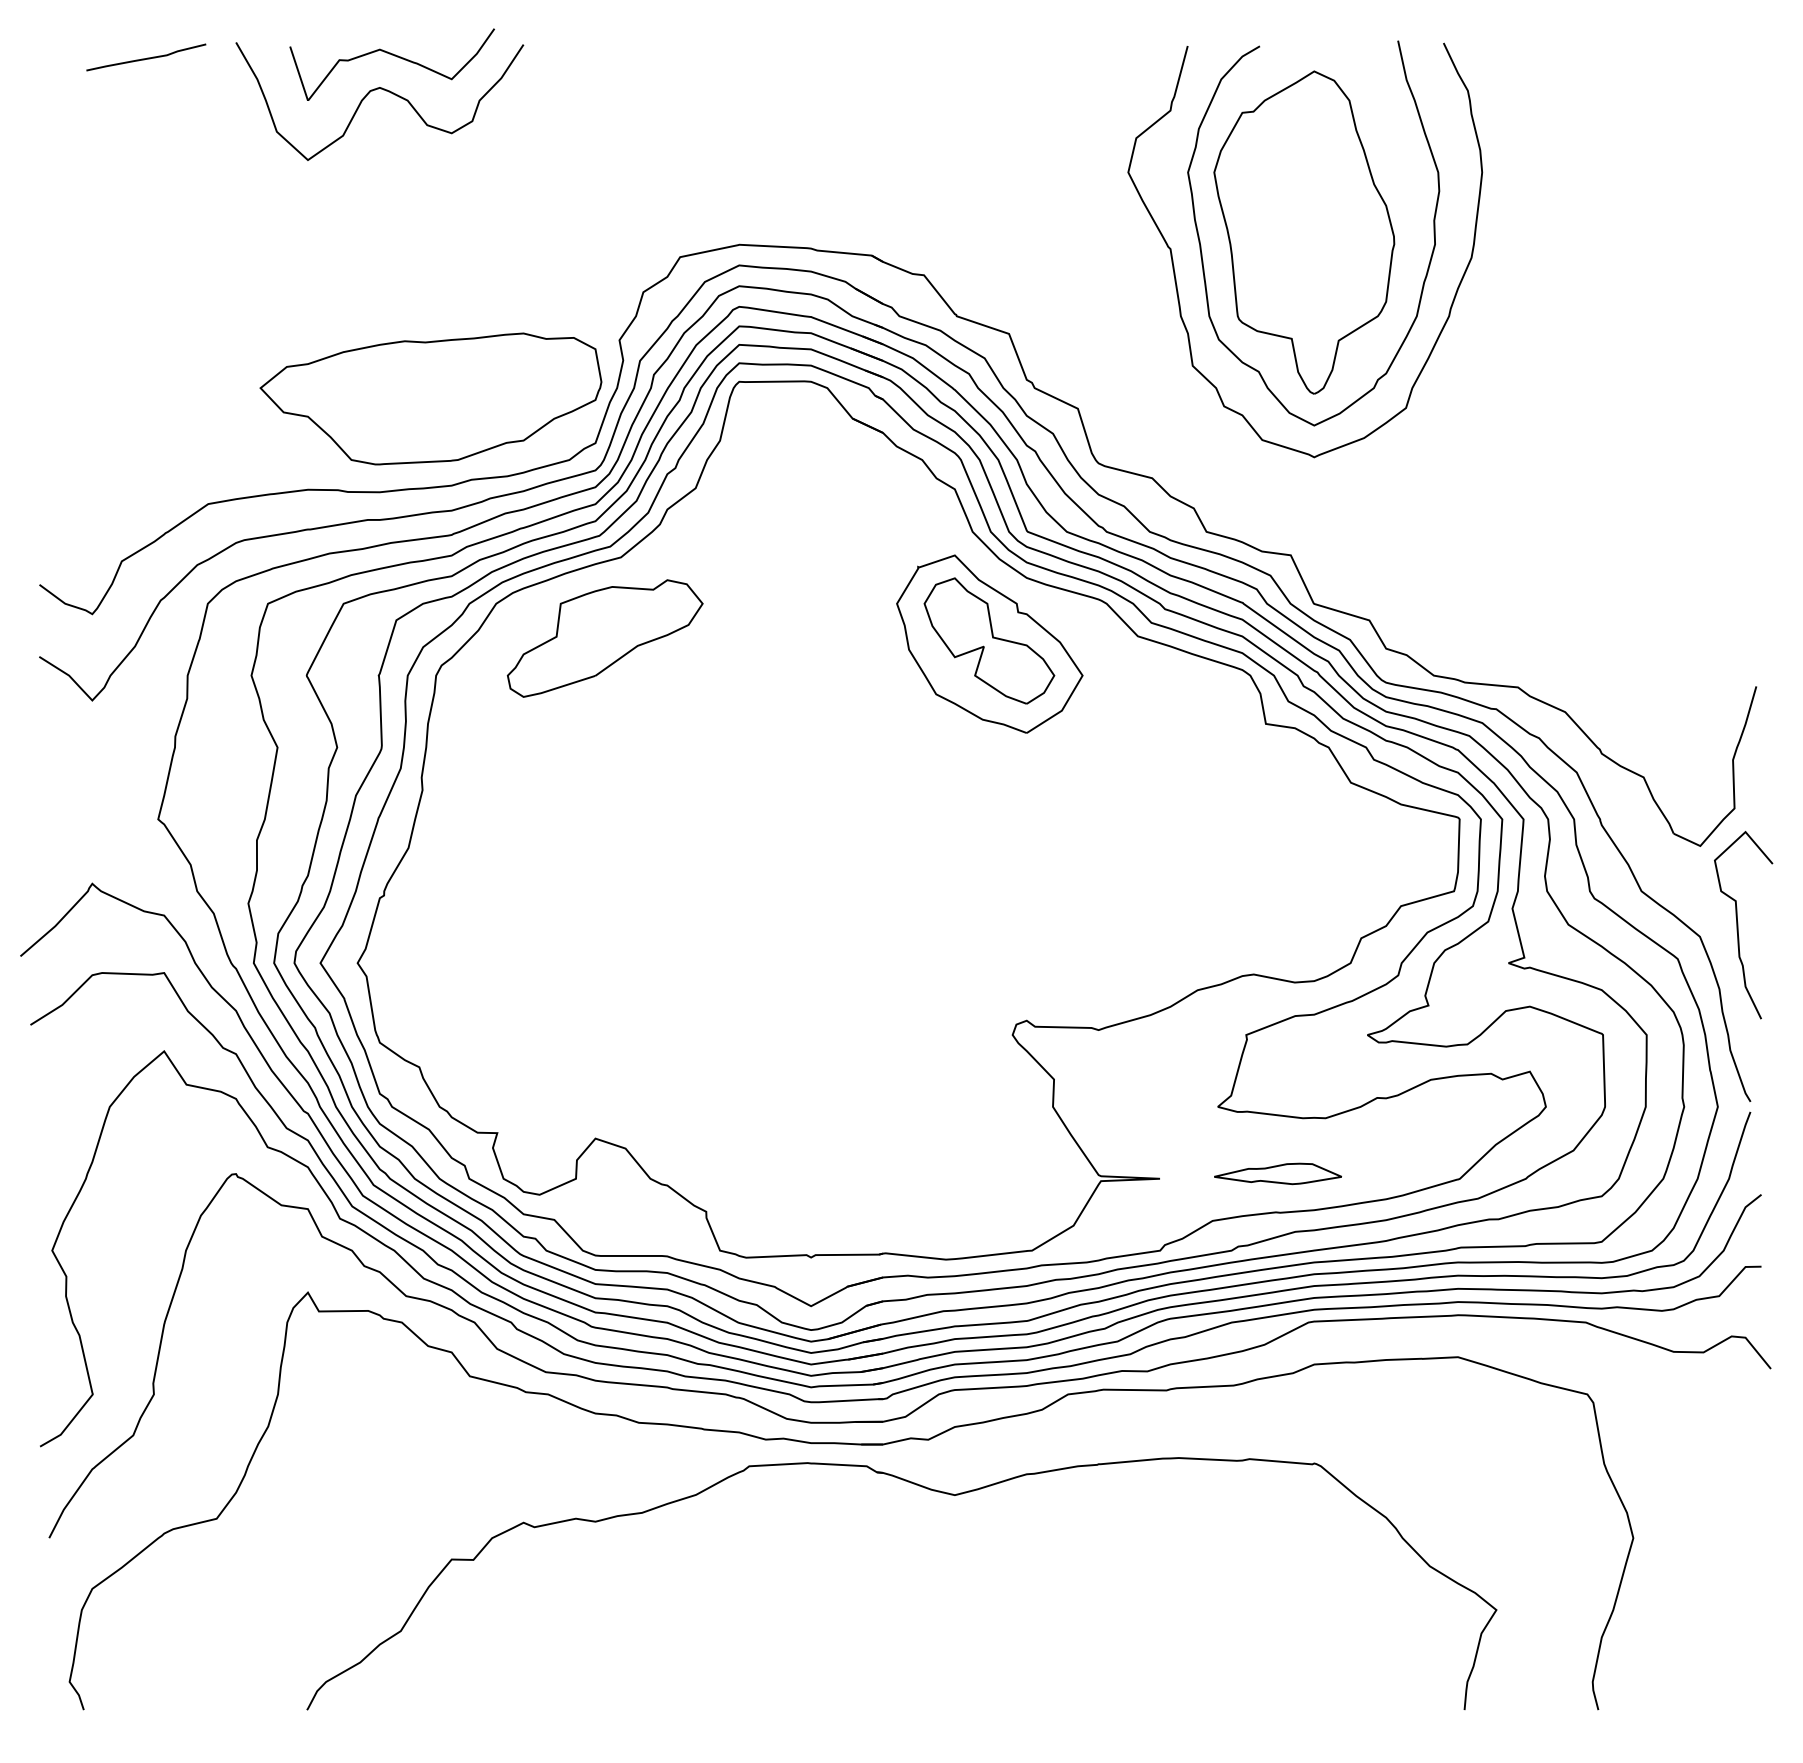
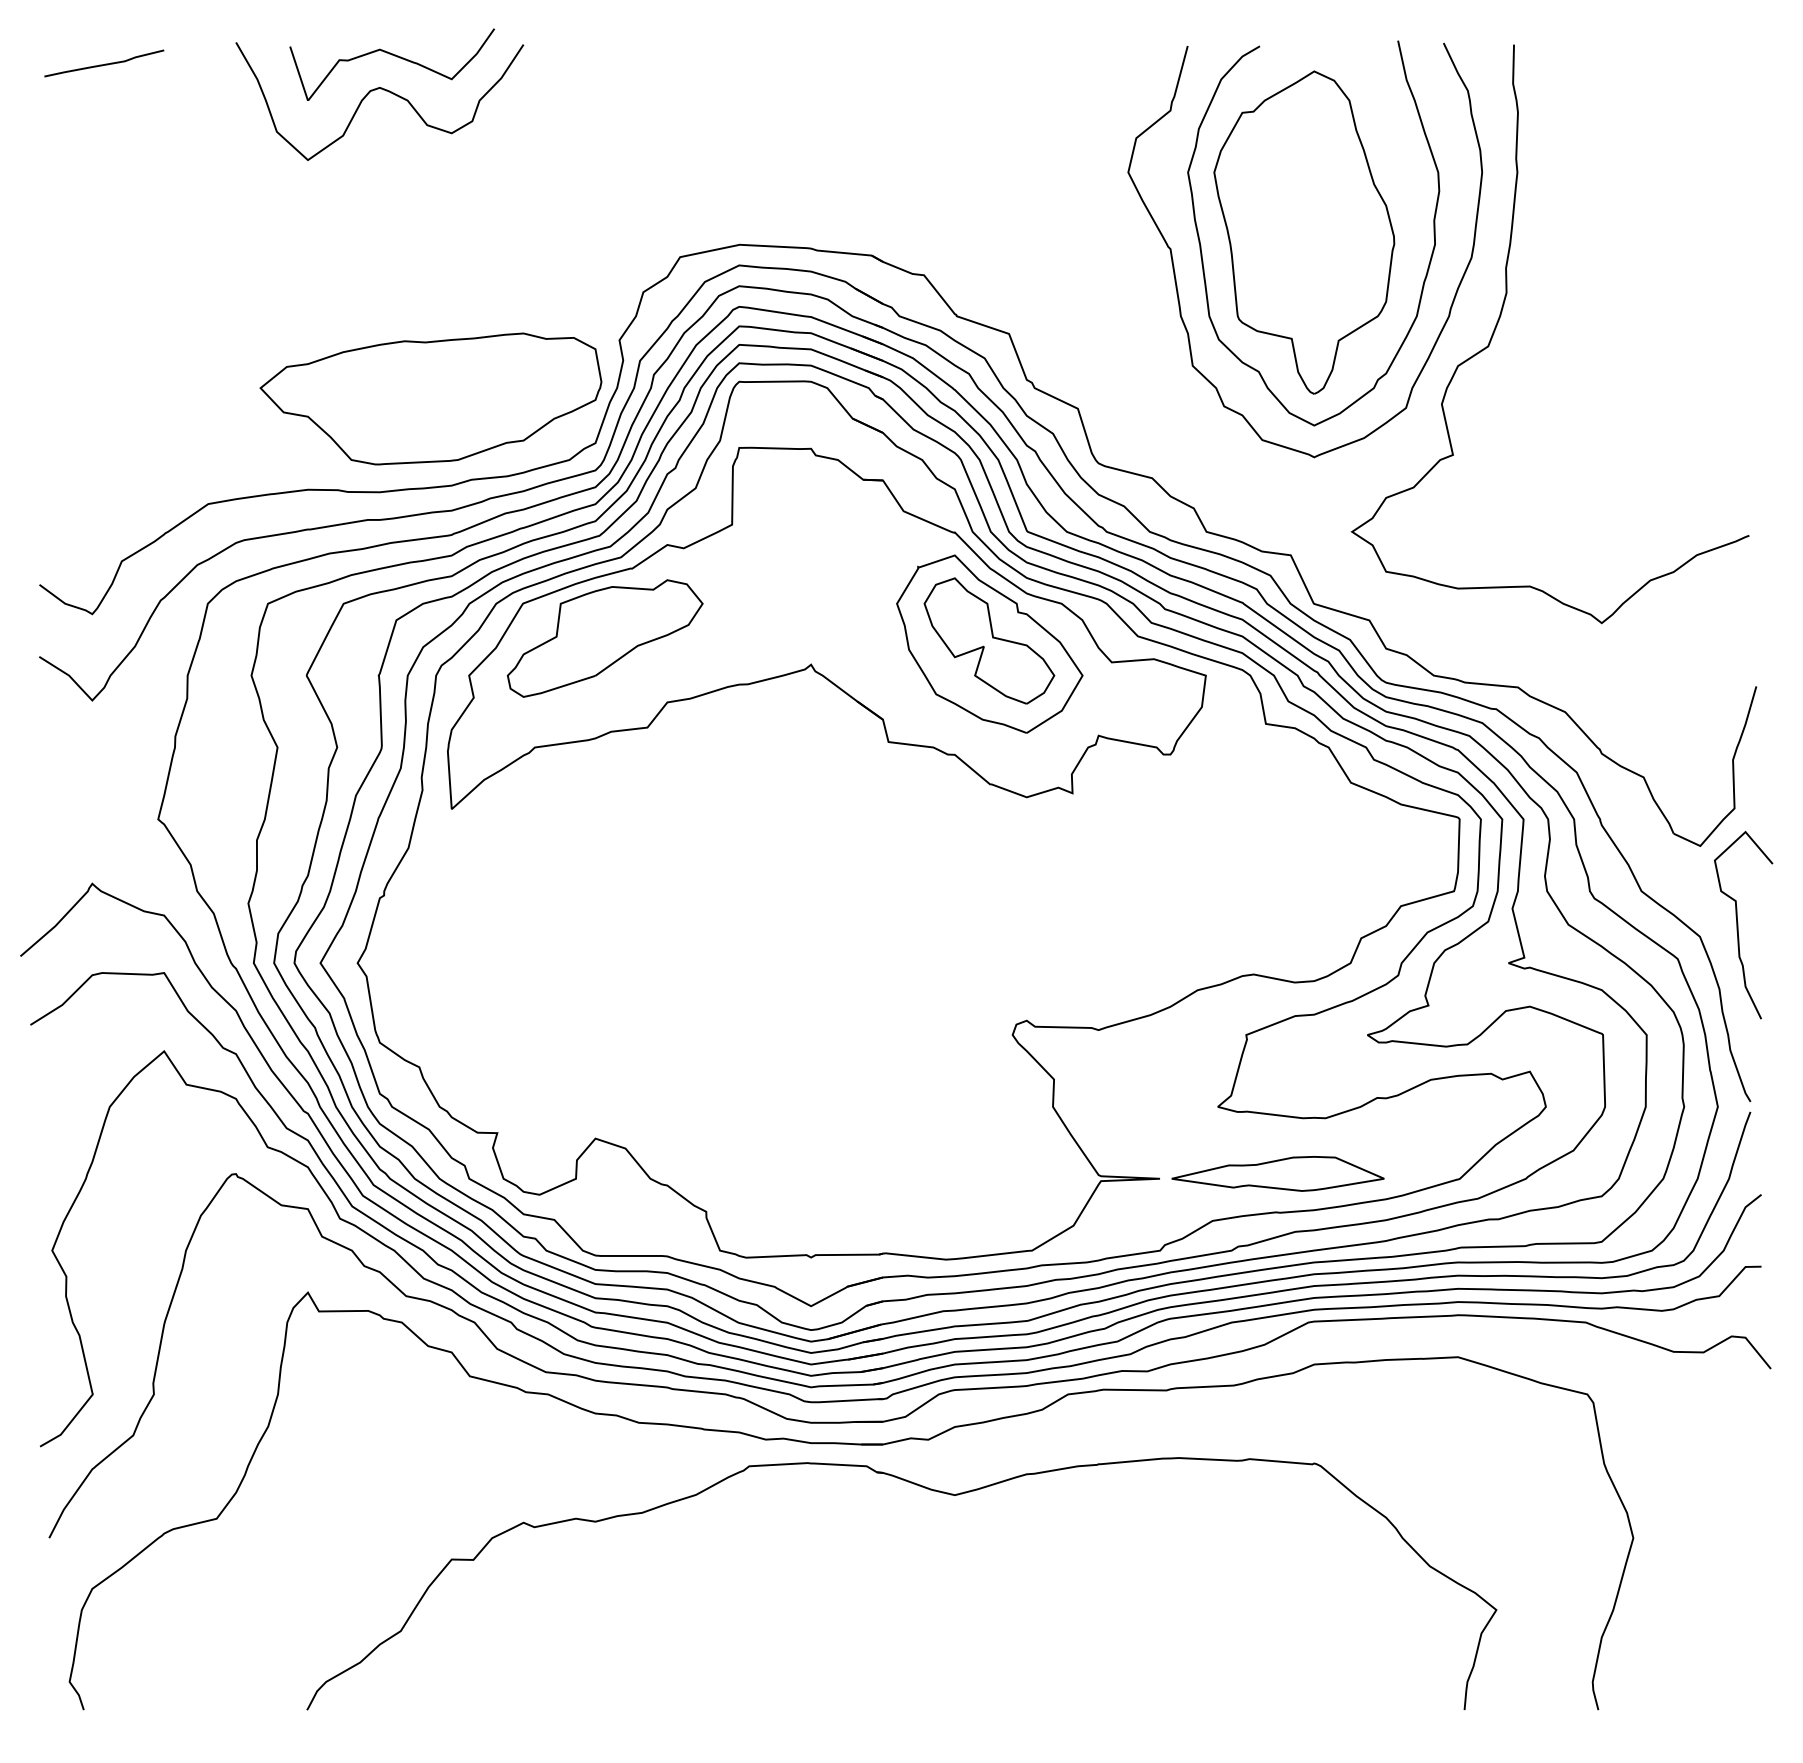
curve position: (147, 57) -> (105, 63) (105, 63)
curve: none -> present (1500, 318)
part: none -> present (826, 627)
part size: 128x24 px -> 214x36 px (1277, 1173)
